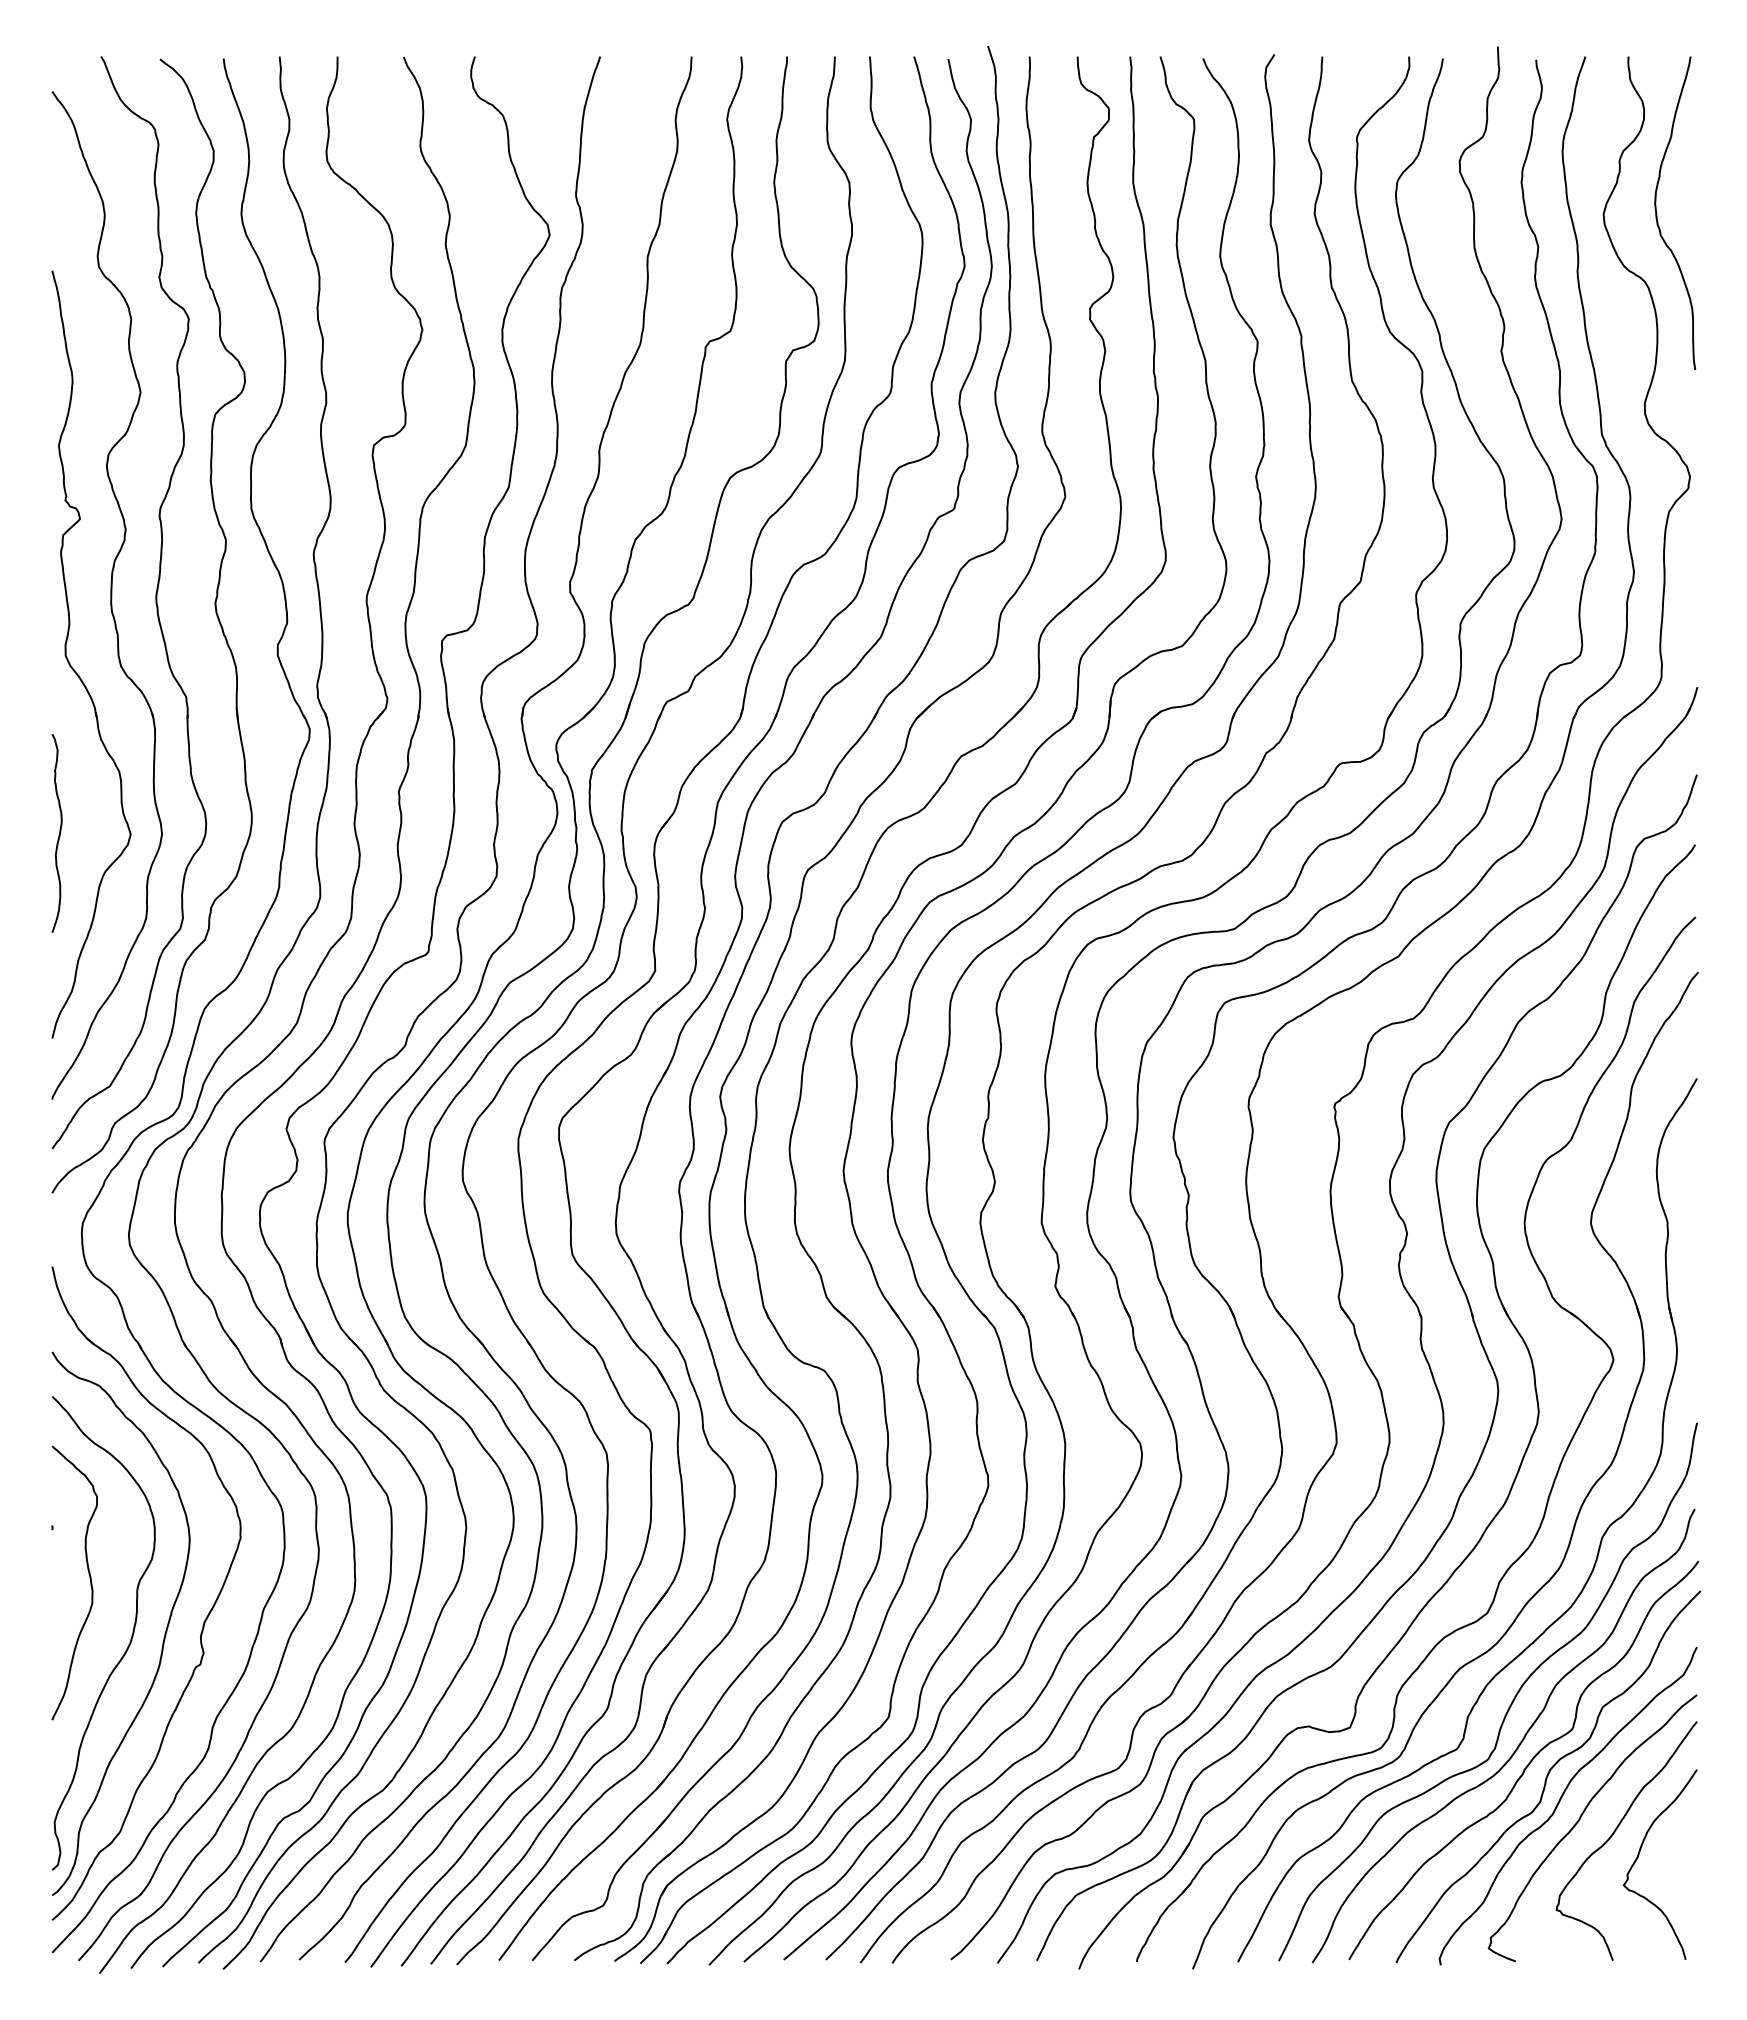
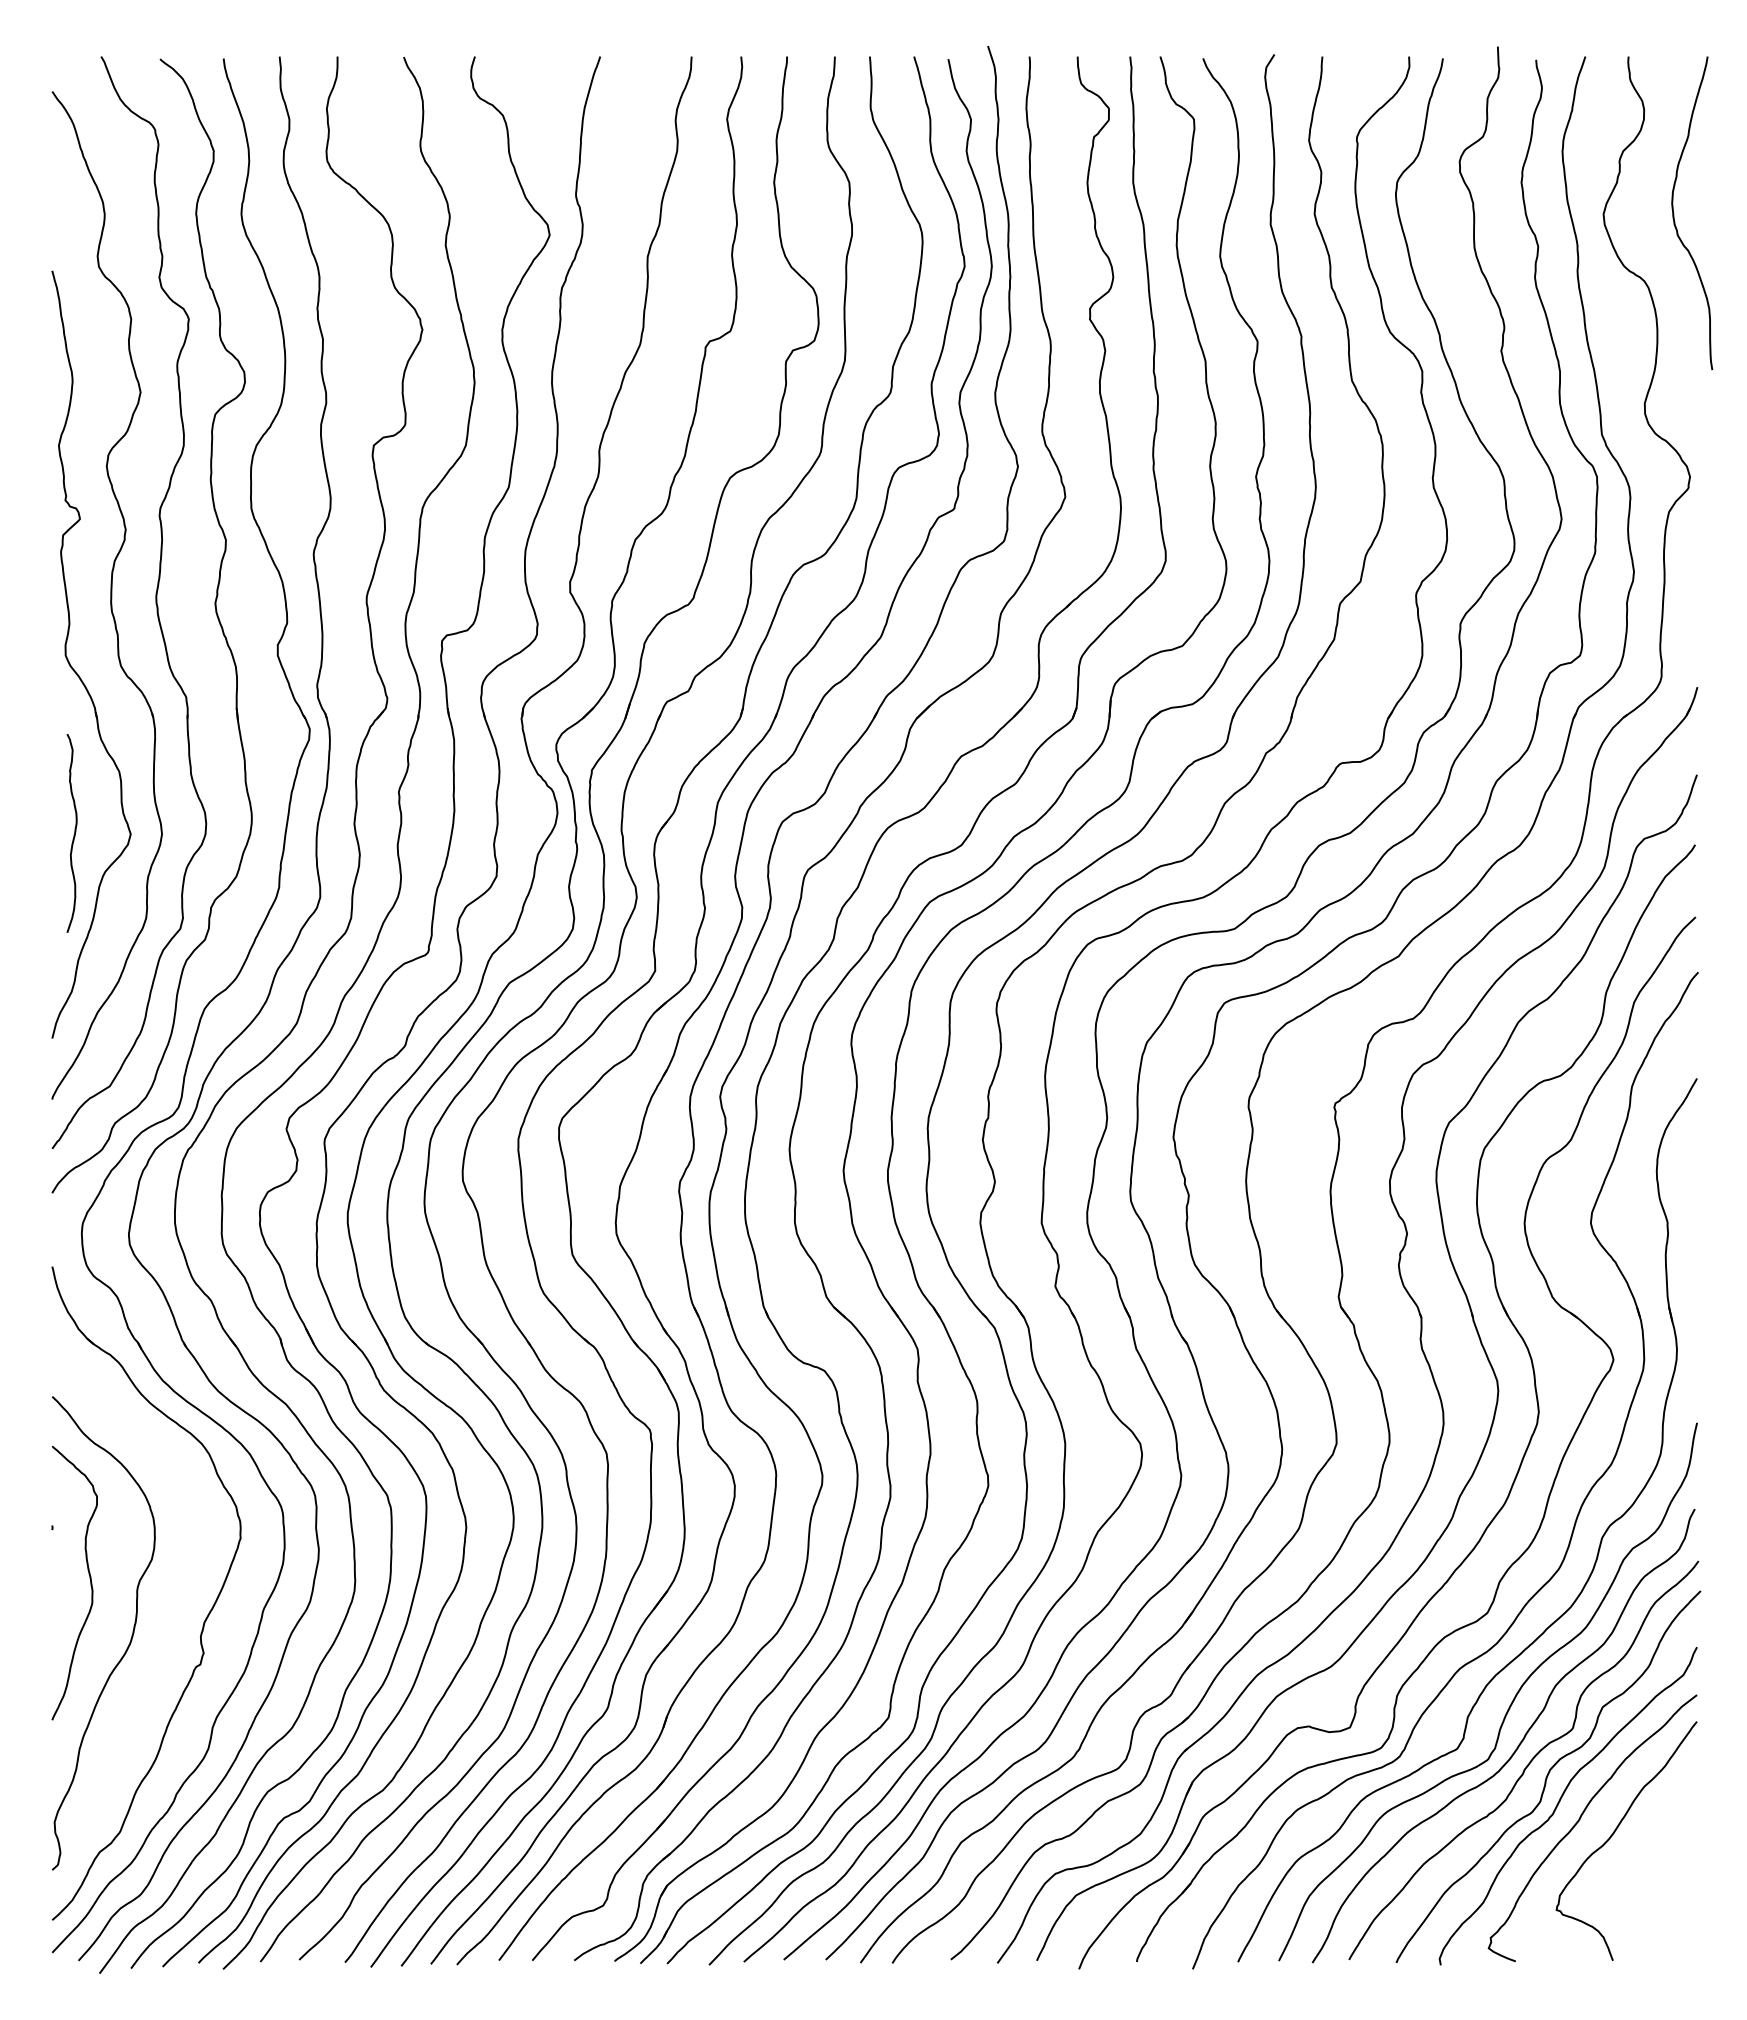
curve position: (1657, 213) -> (1674, 213) (1674, 213)
curve position: (58, 835) -> (73, 835) (73, 835)
curve: present -> none (164, 1633)
curve: present -> none (1638, 1858)
